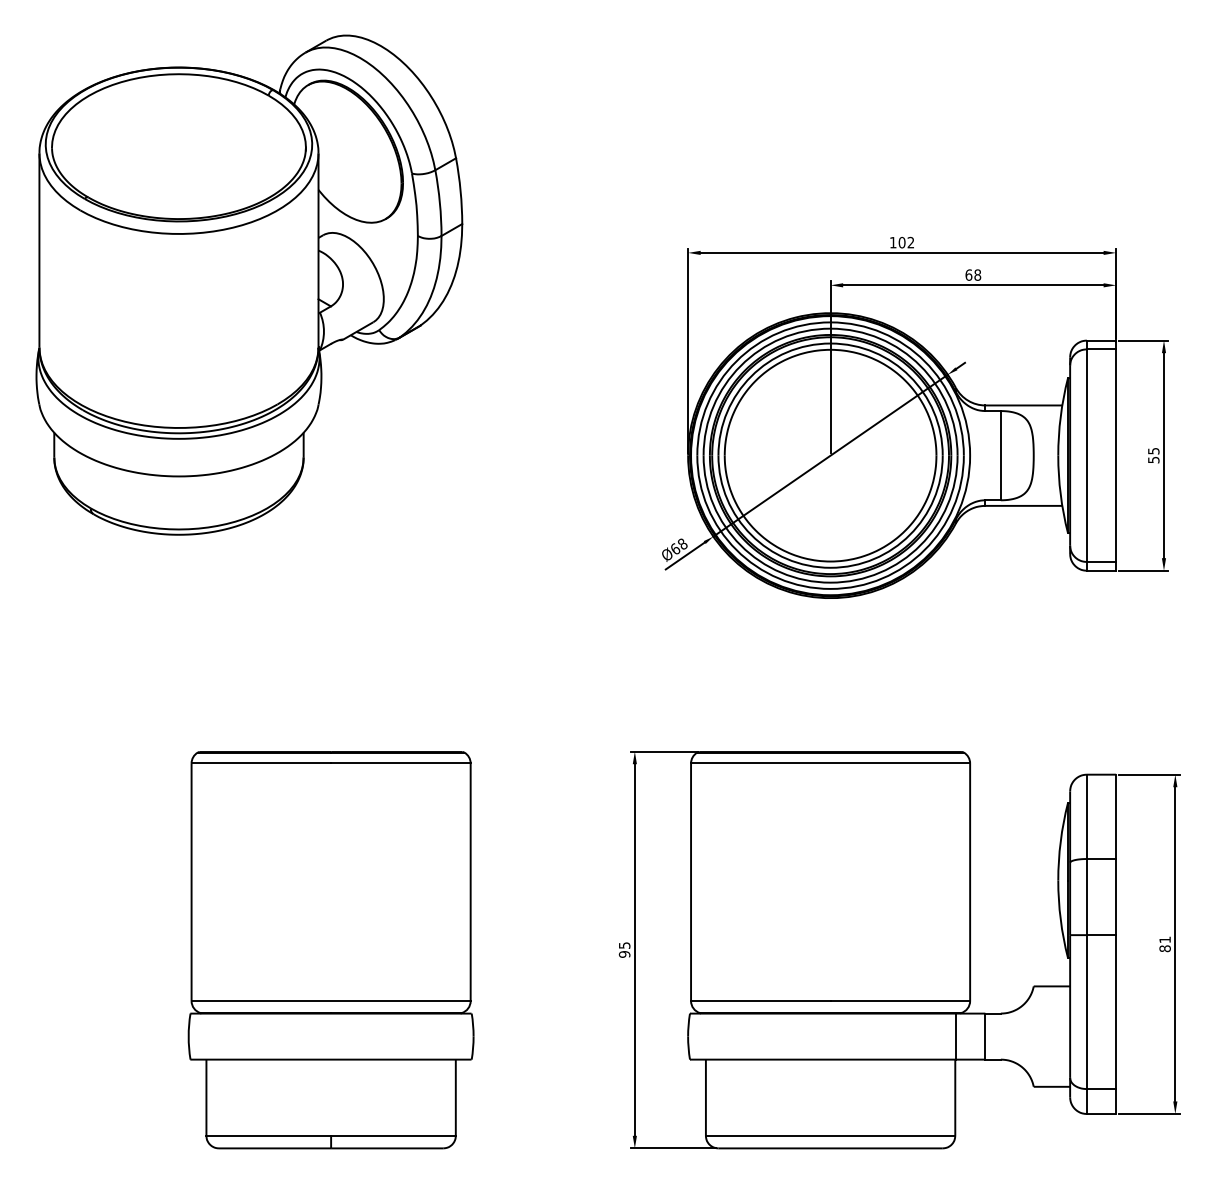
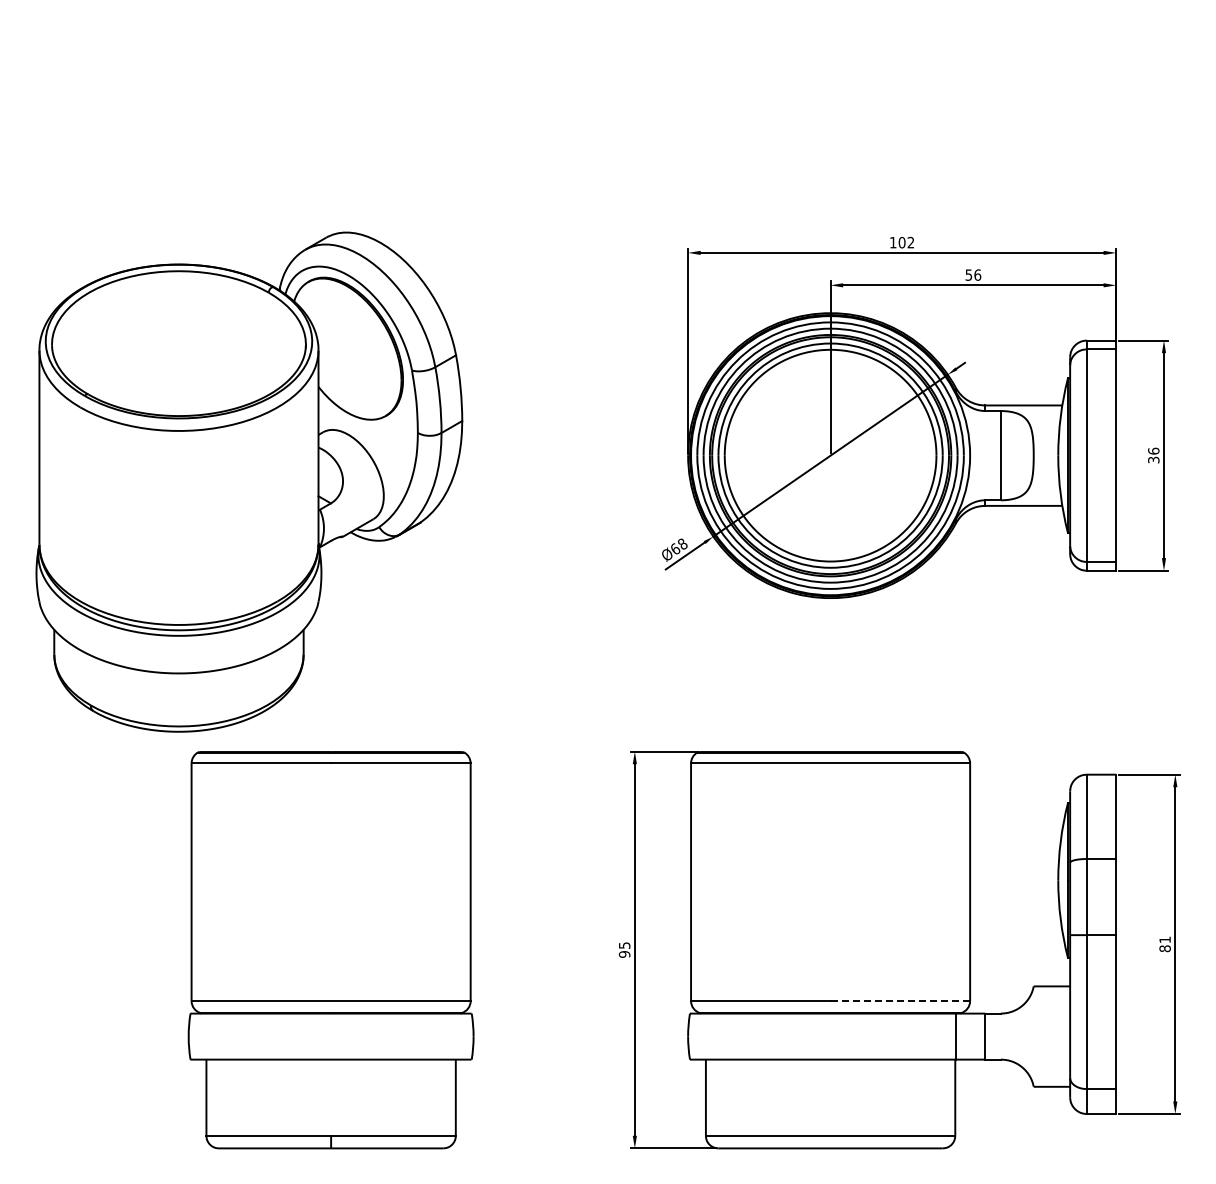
text: 68 -> 56 (973, 274)
part position: (249, 284) -> (249, 481) (249, 481)
text: 55 -> 36 (1153, 455)
line: solid -> dashed (900, 1001)
